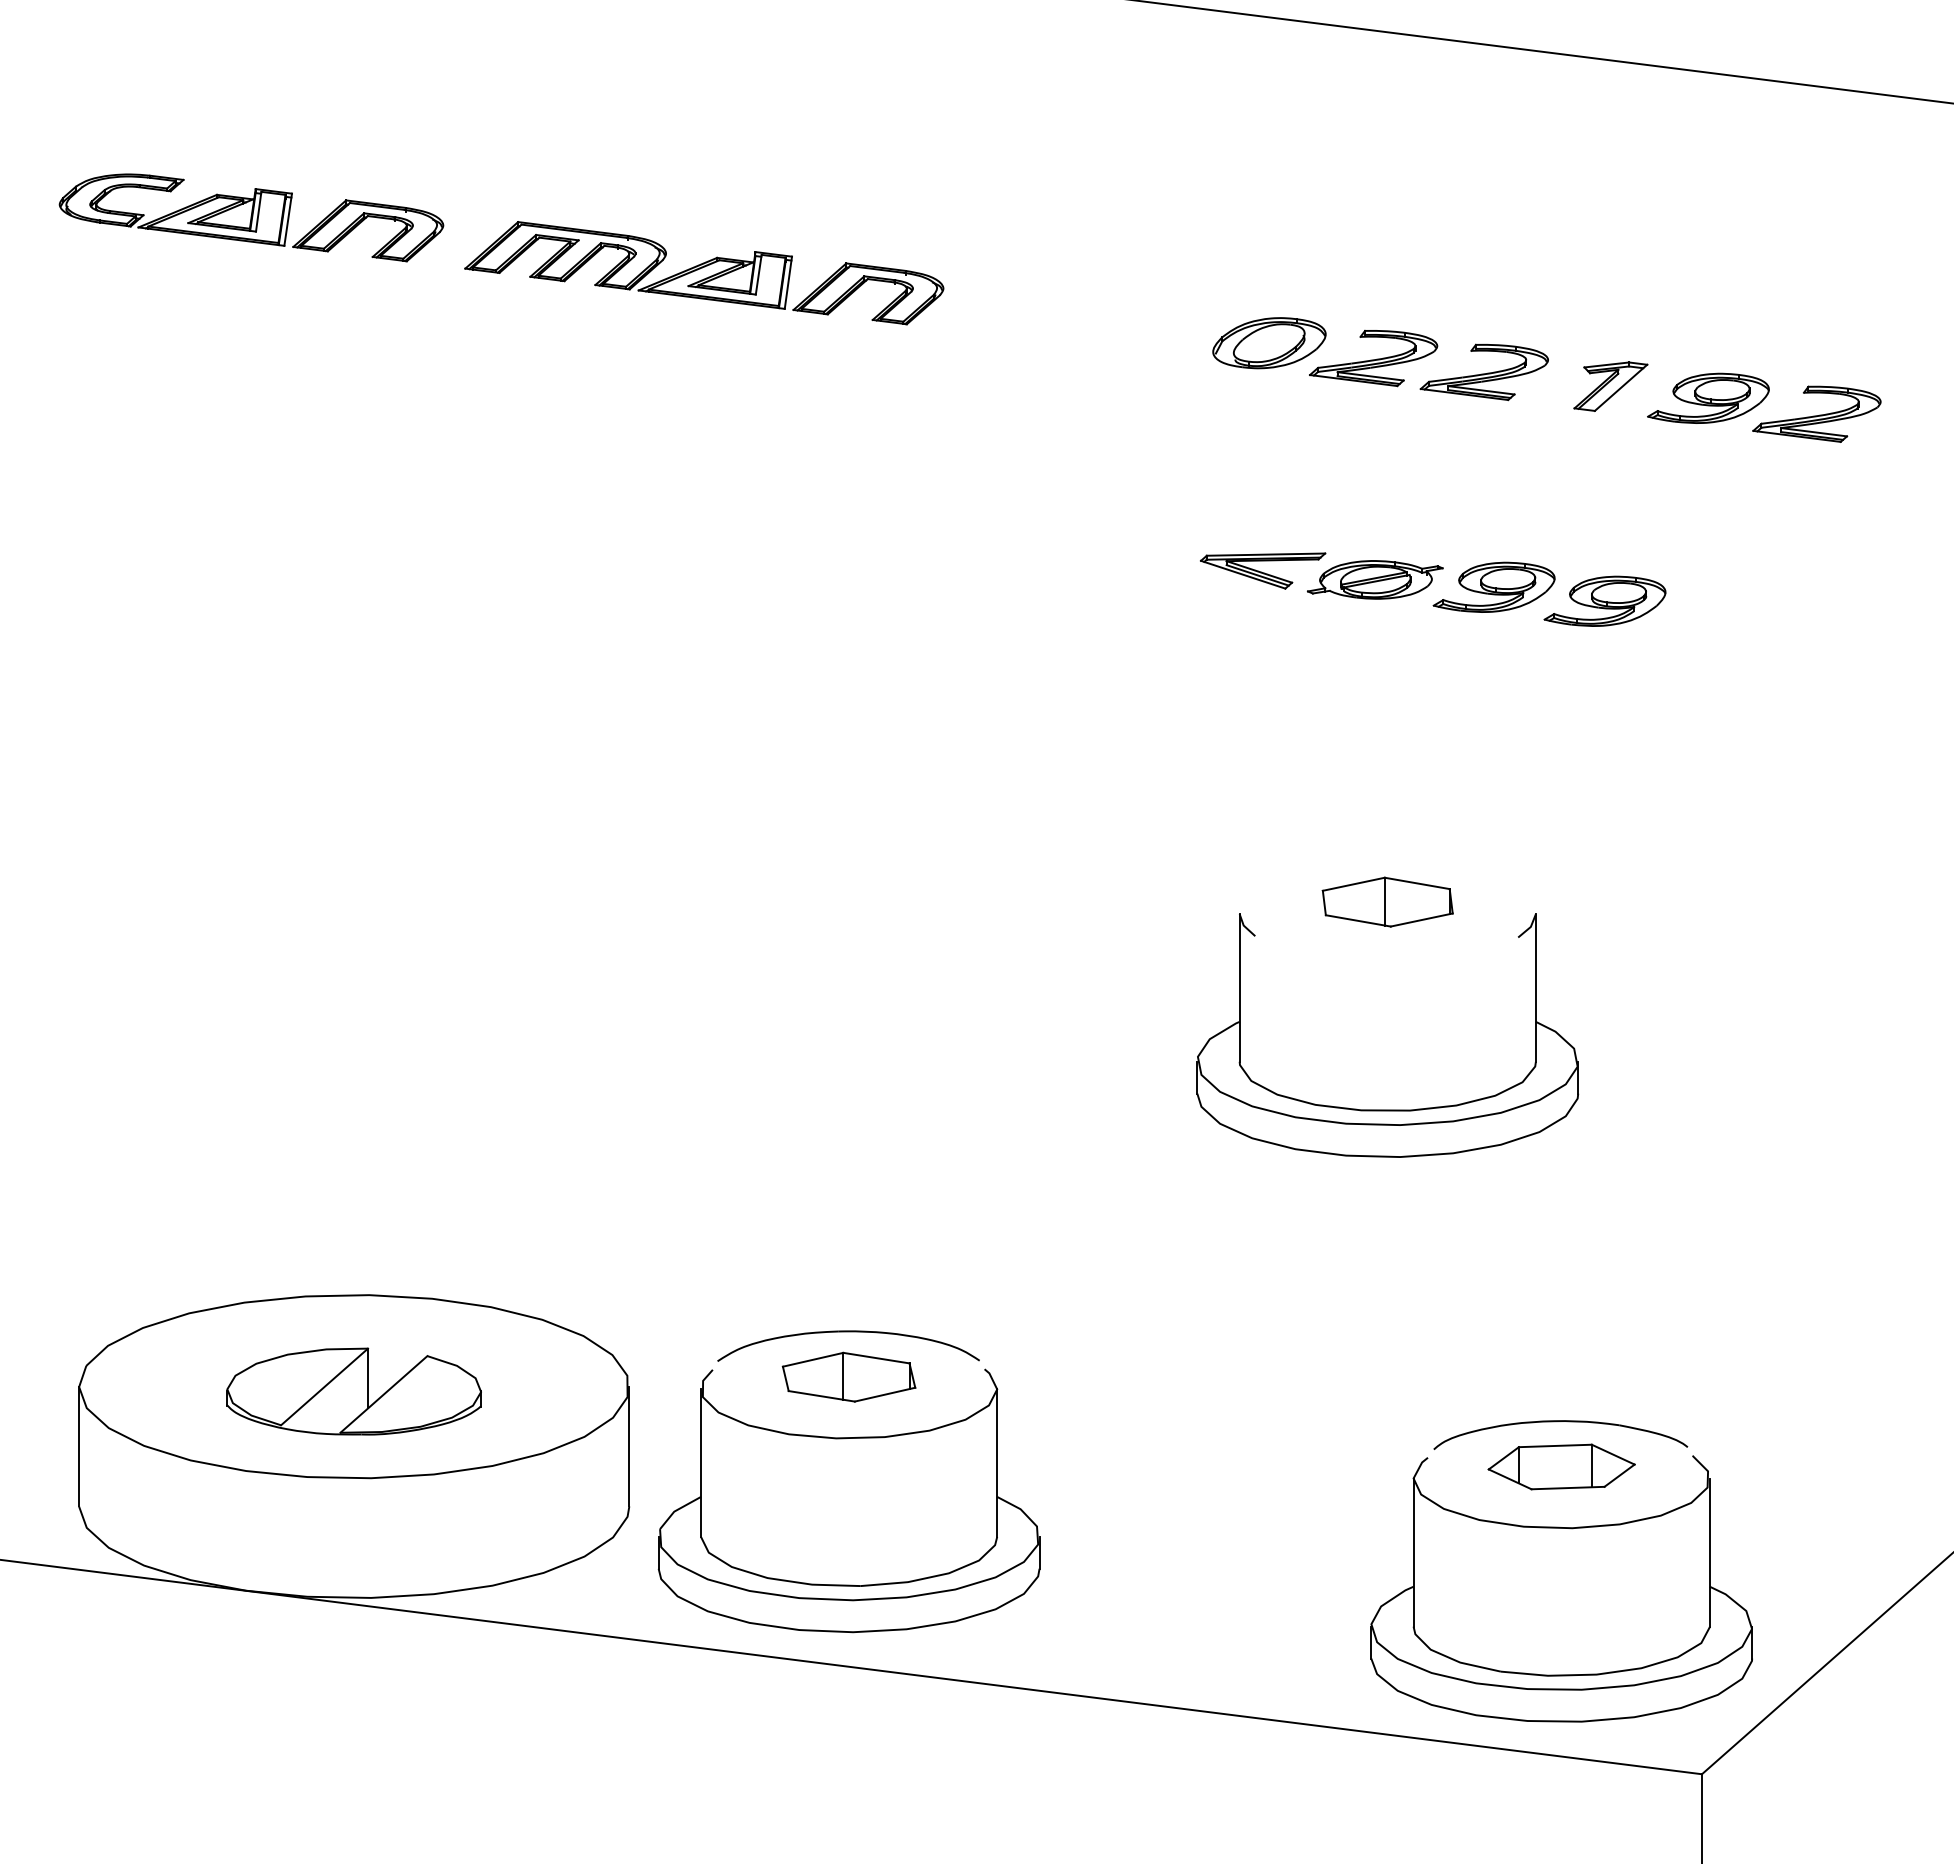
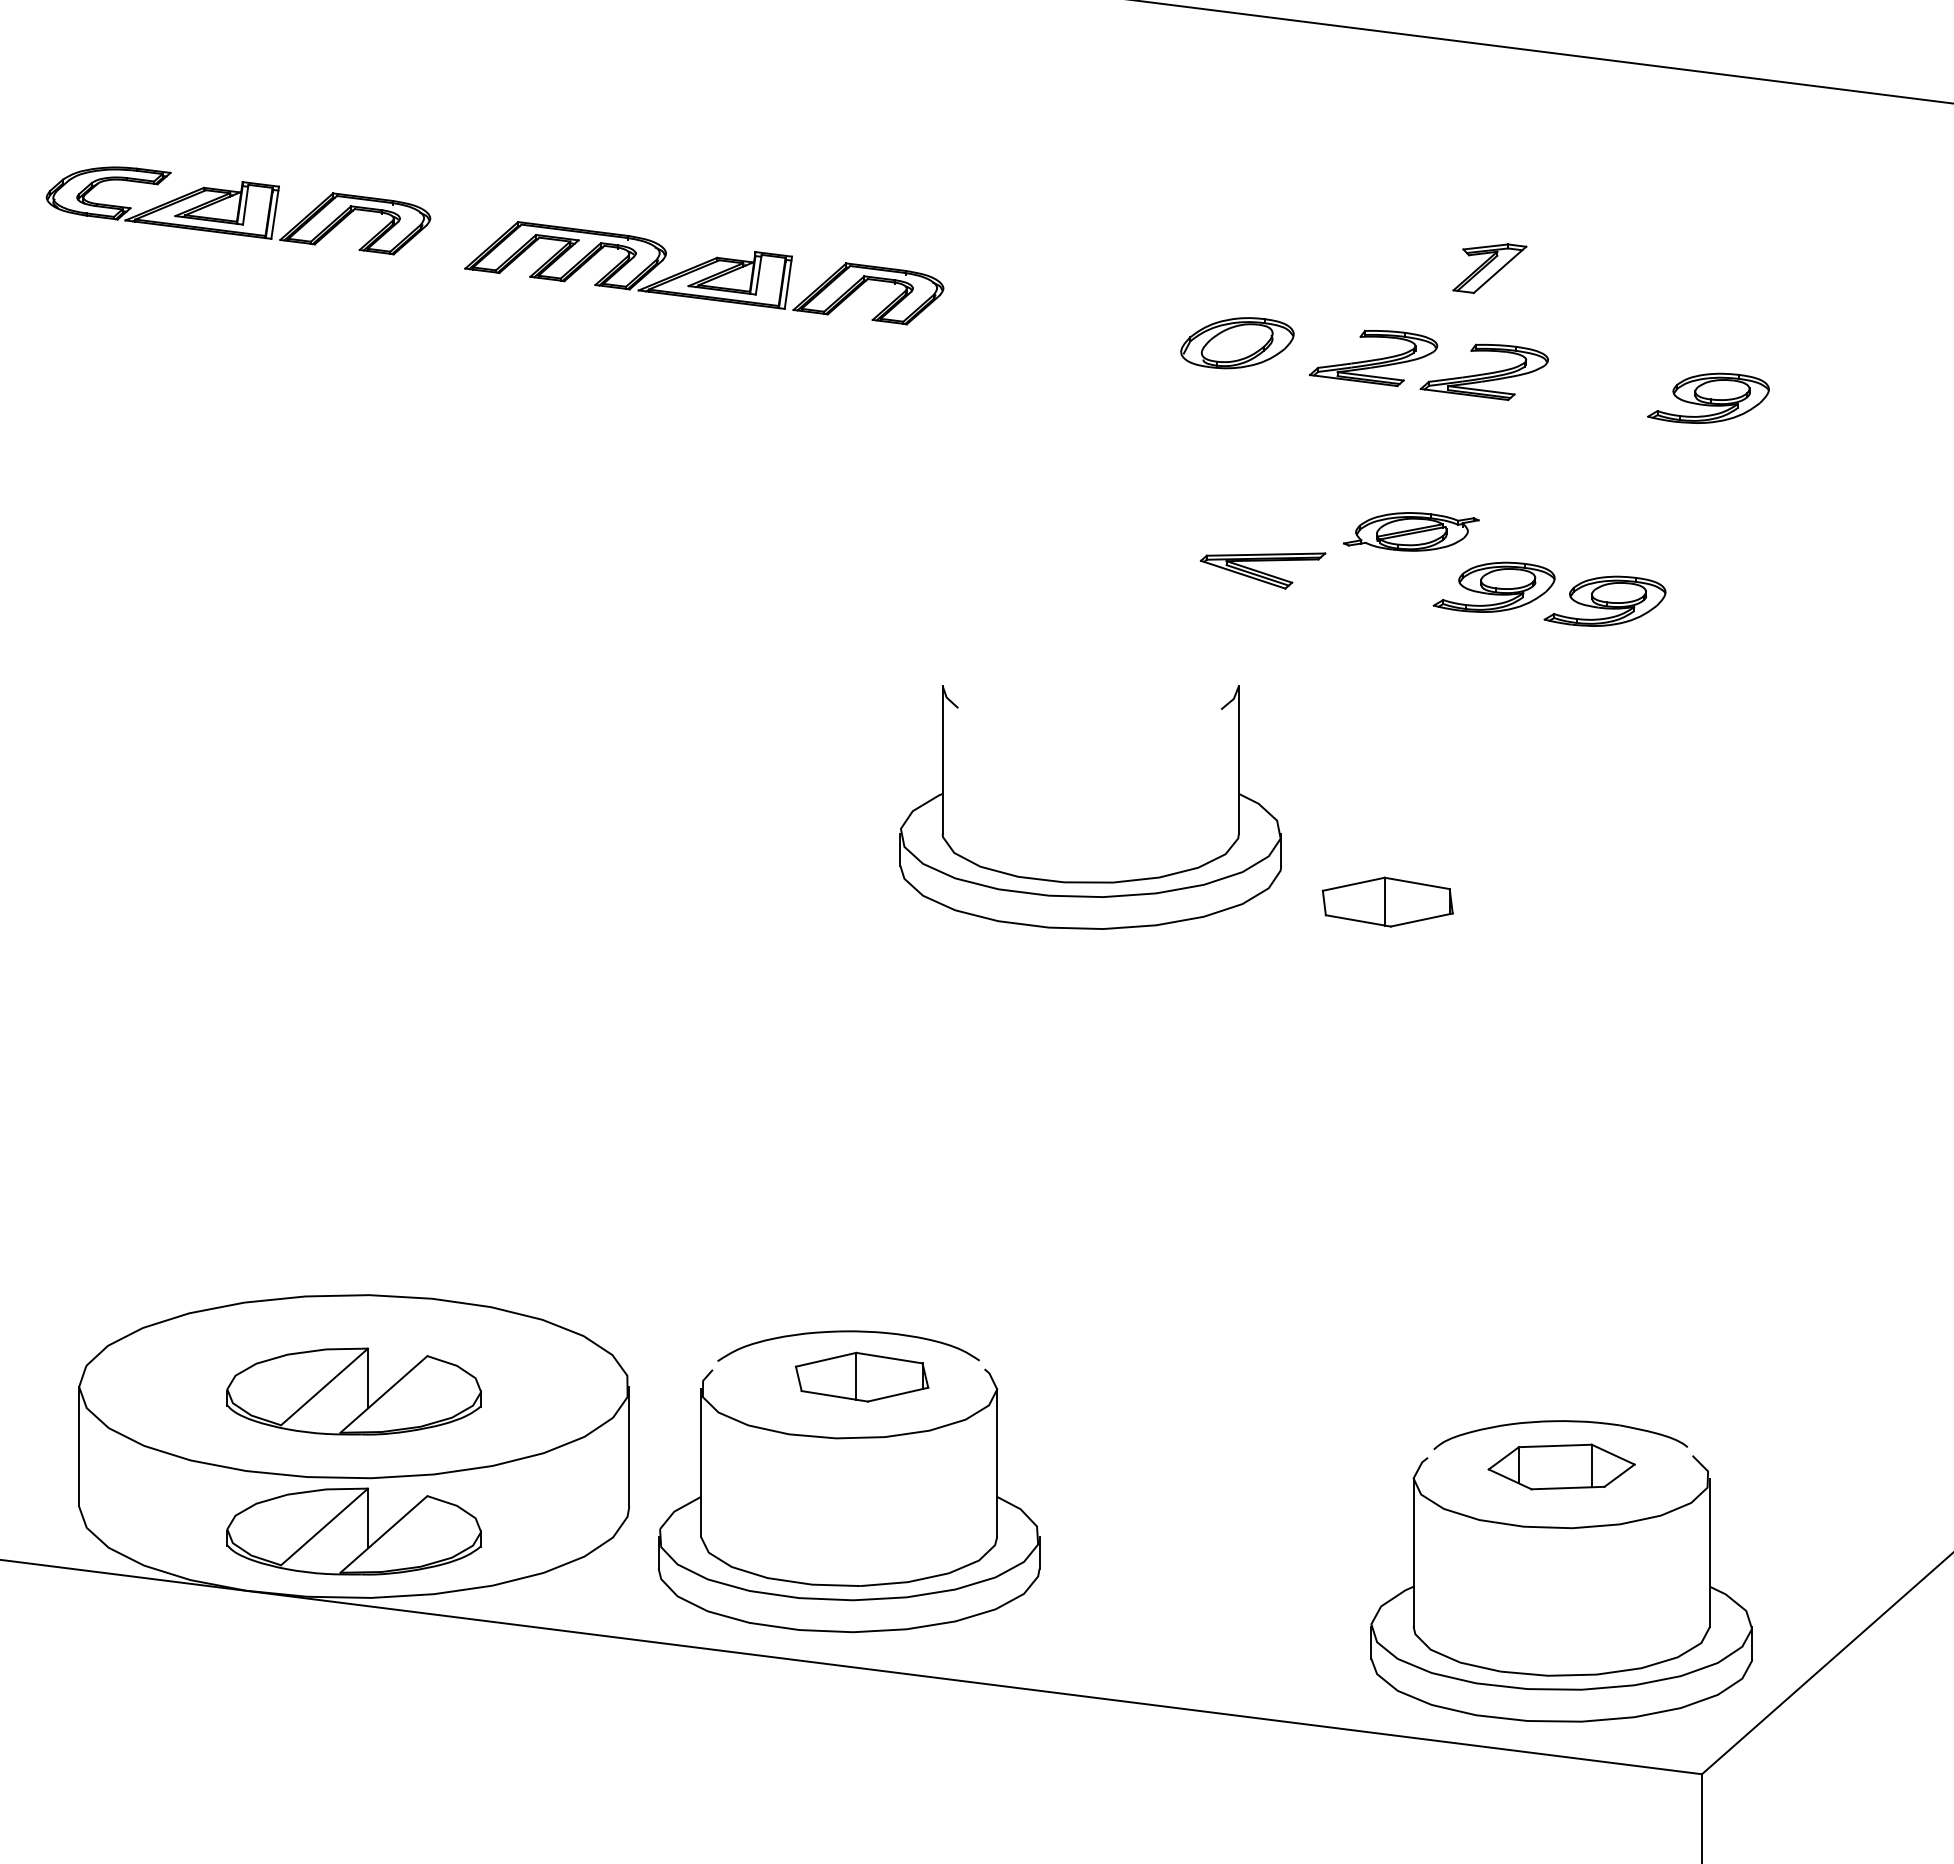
part position: (251, 217) -> (238, 210) (238, 210)
part position: (1269, 343) -> (1237, 343) (1237, 343)
part position: (1610, 386) -> (1489, 268) (1489, 268)
part: present -> none (1816, 413)
part position: (1375, 579) -> (1411, 531) (1411, 531)
part position: (1387, 1109) -> (1090, 881) (1090, 881)
part position: (848, 1376) -> (861, 1376) (861, 1376)
part: none -> present (353, 1531)
